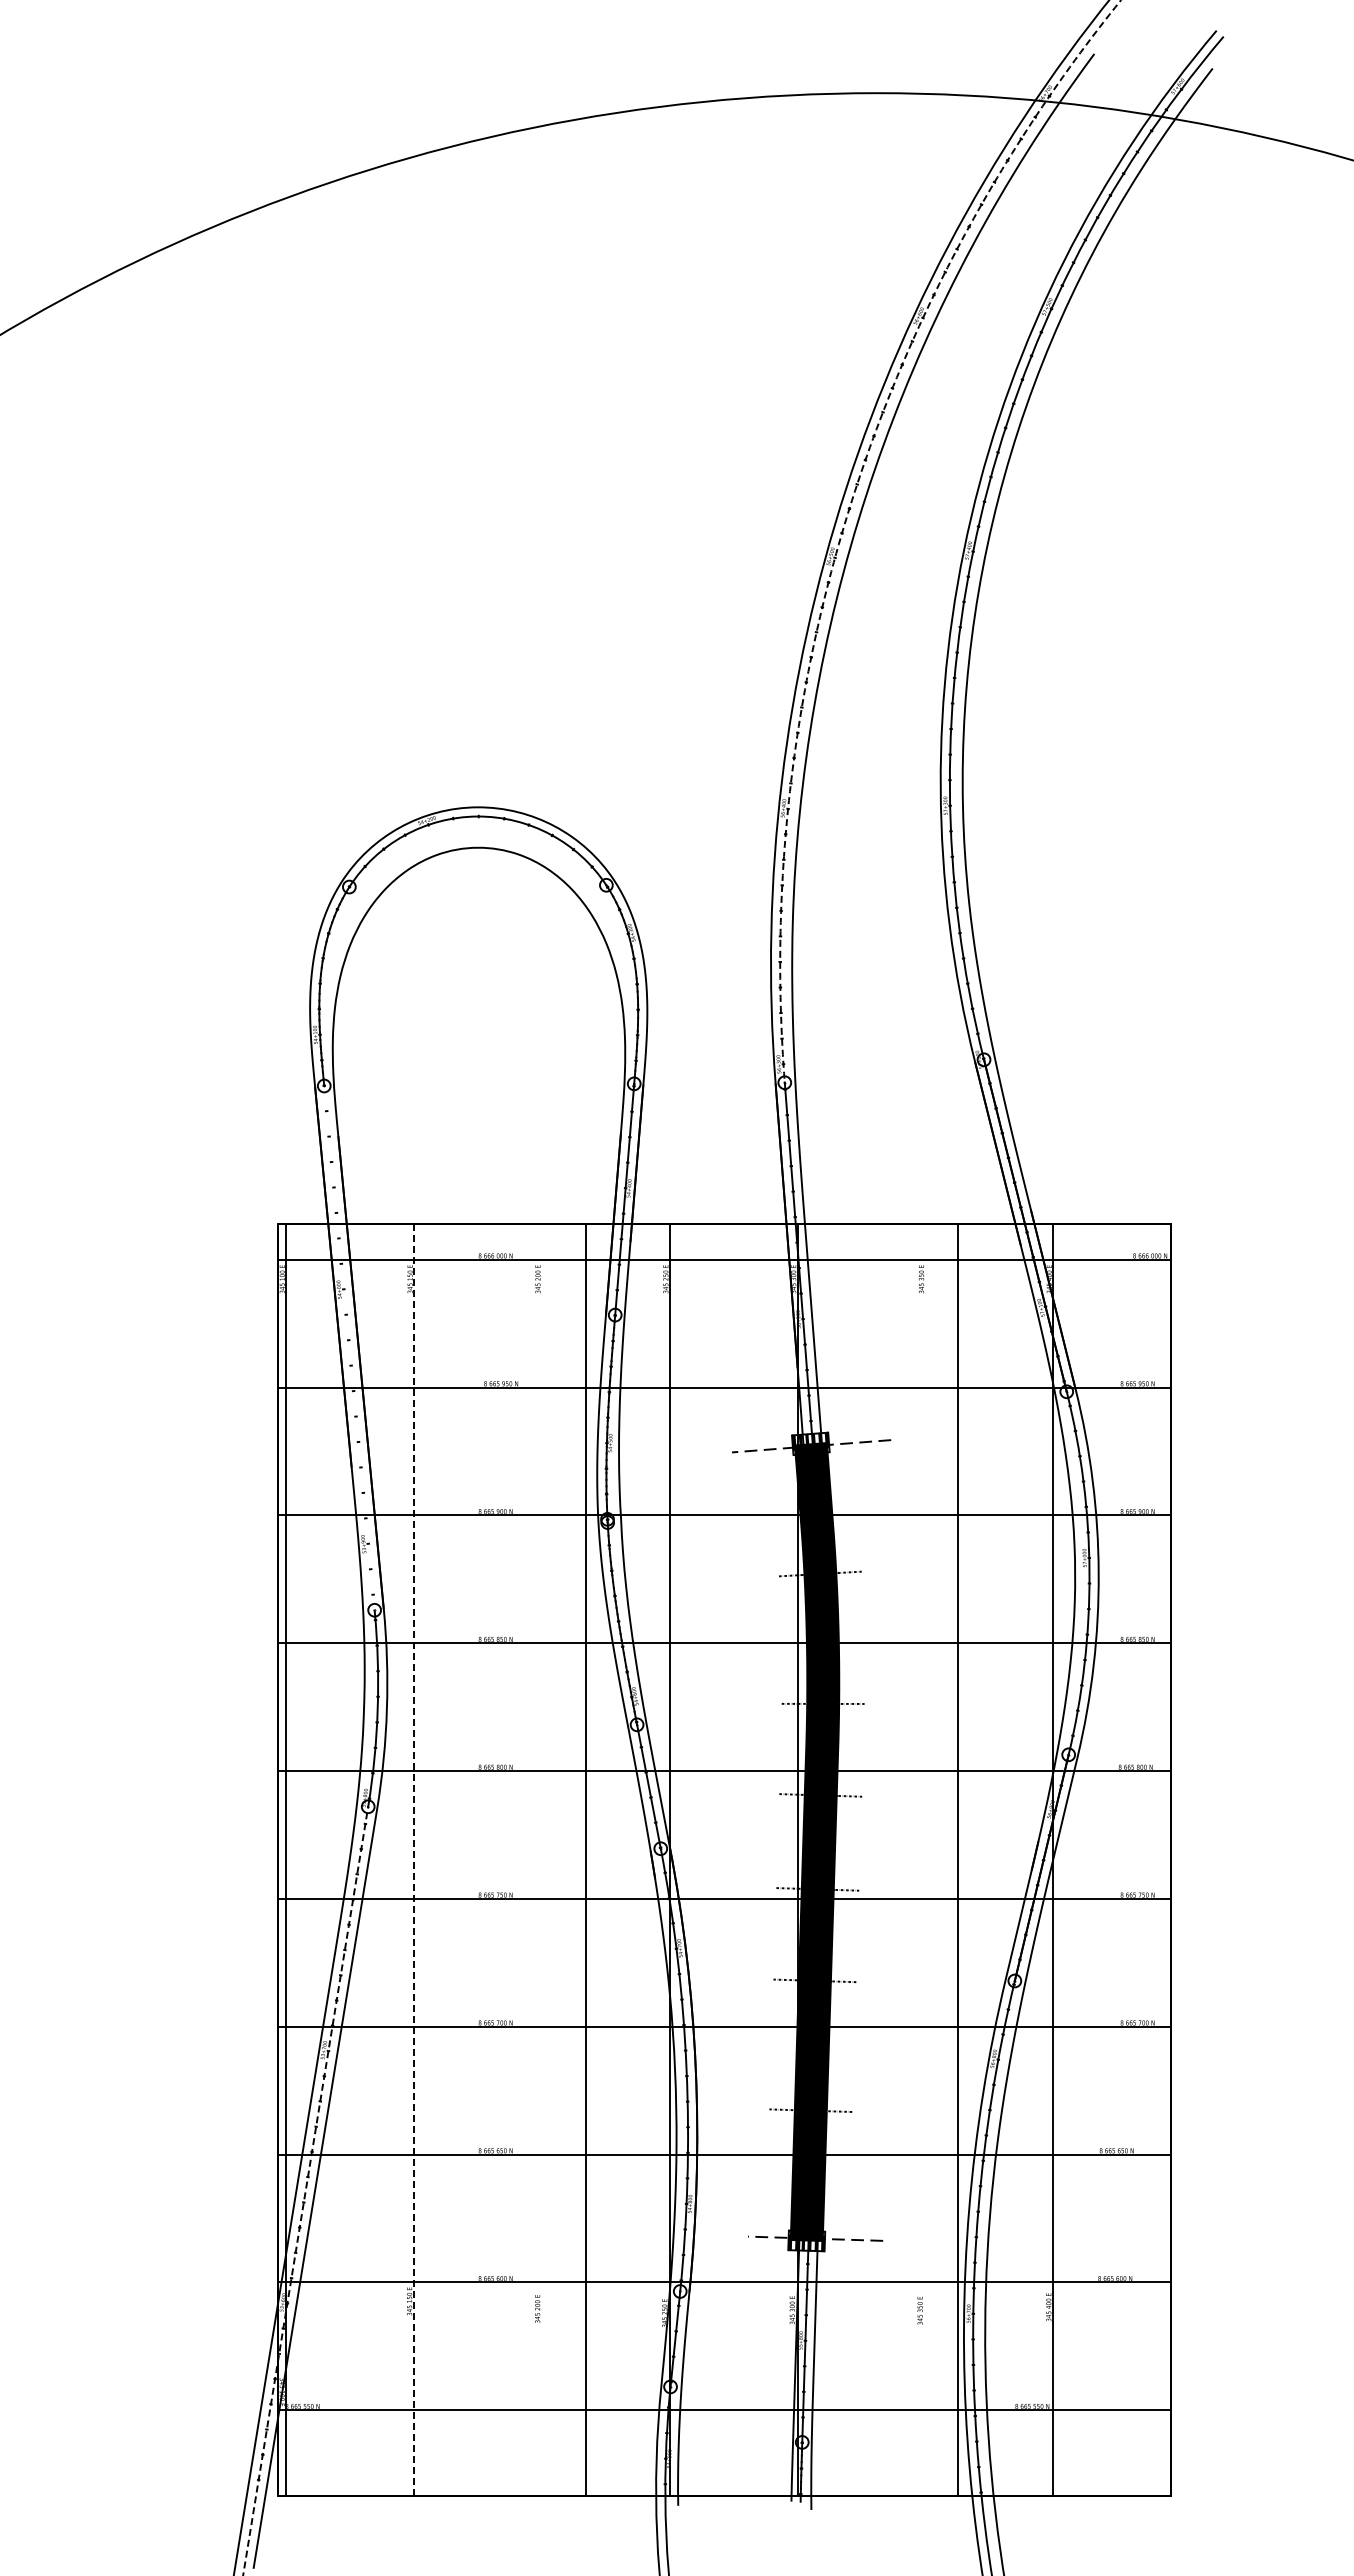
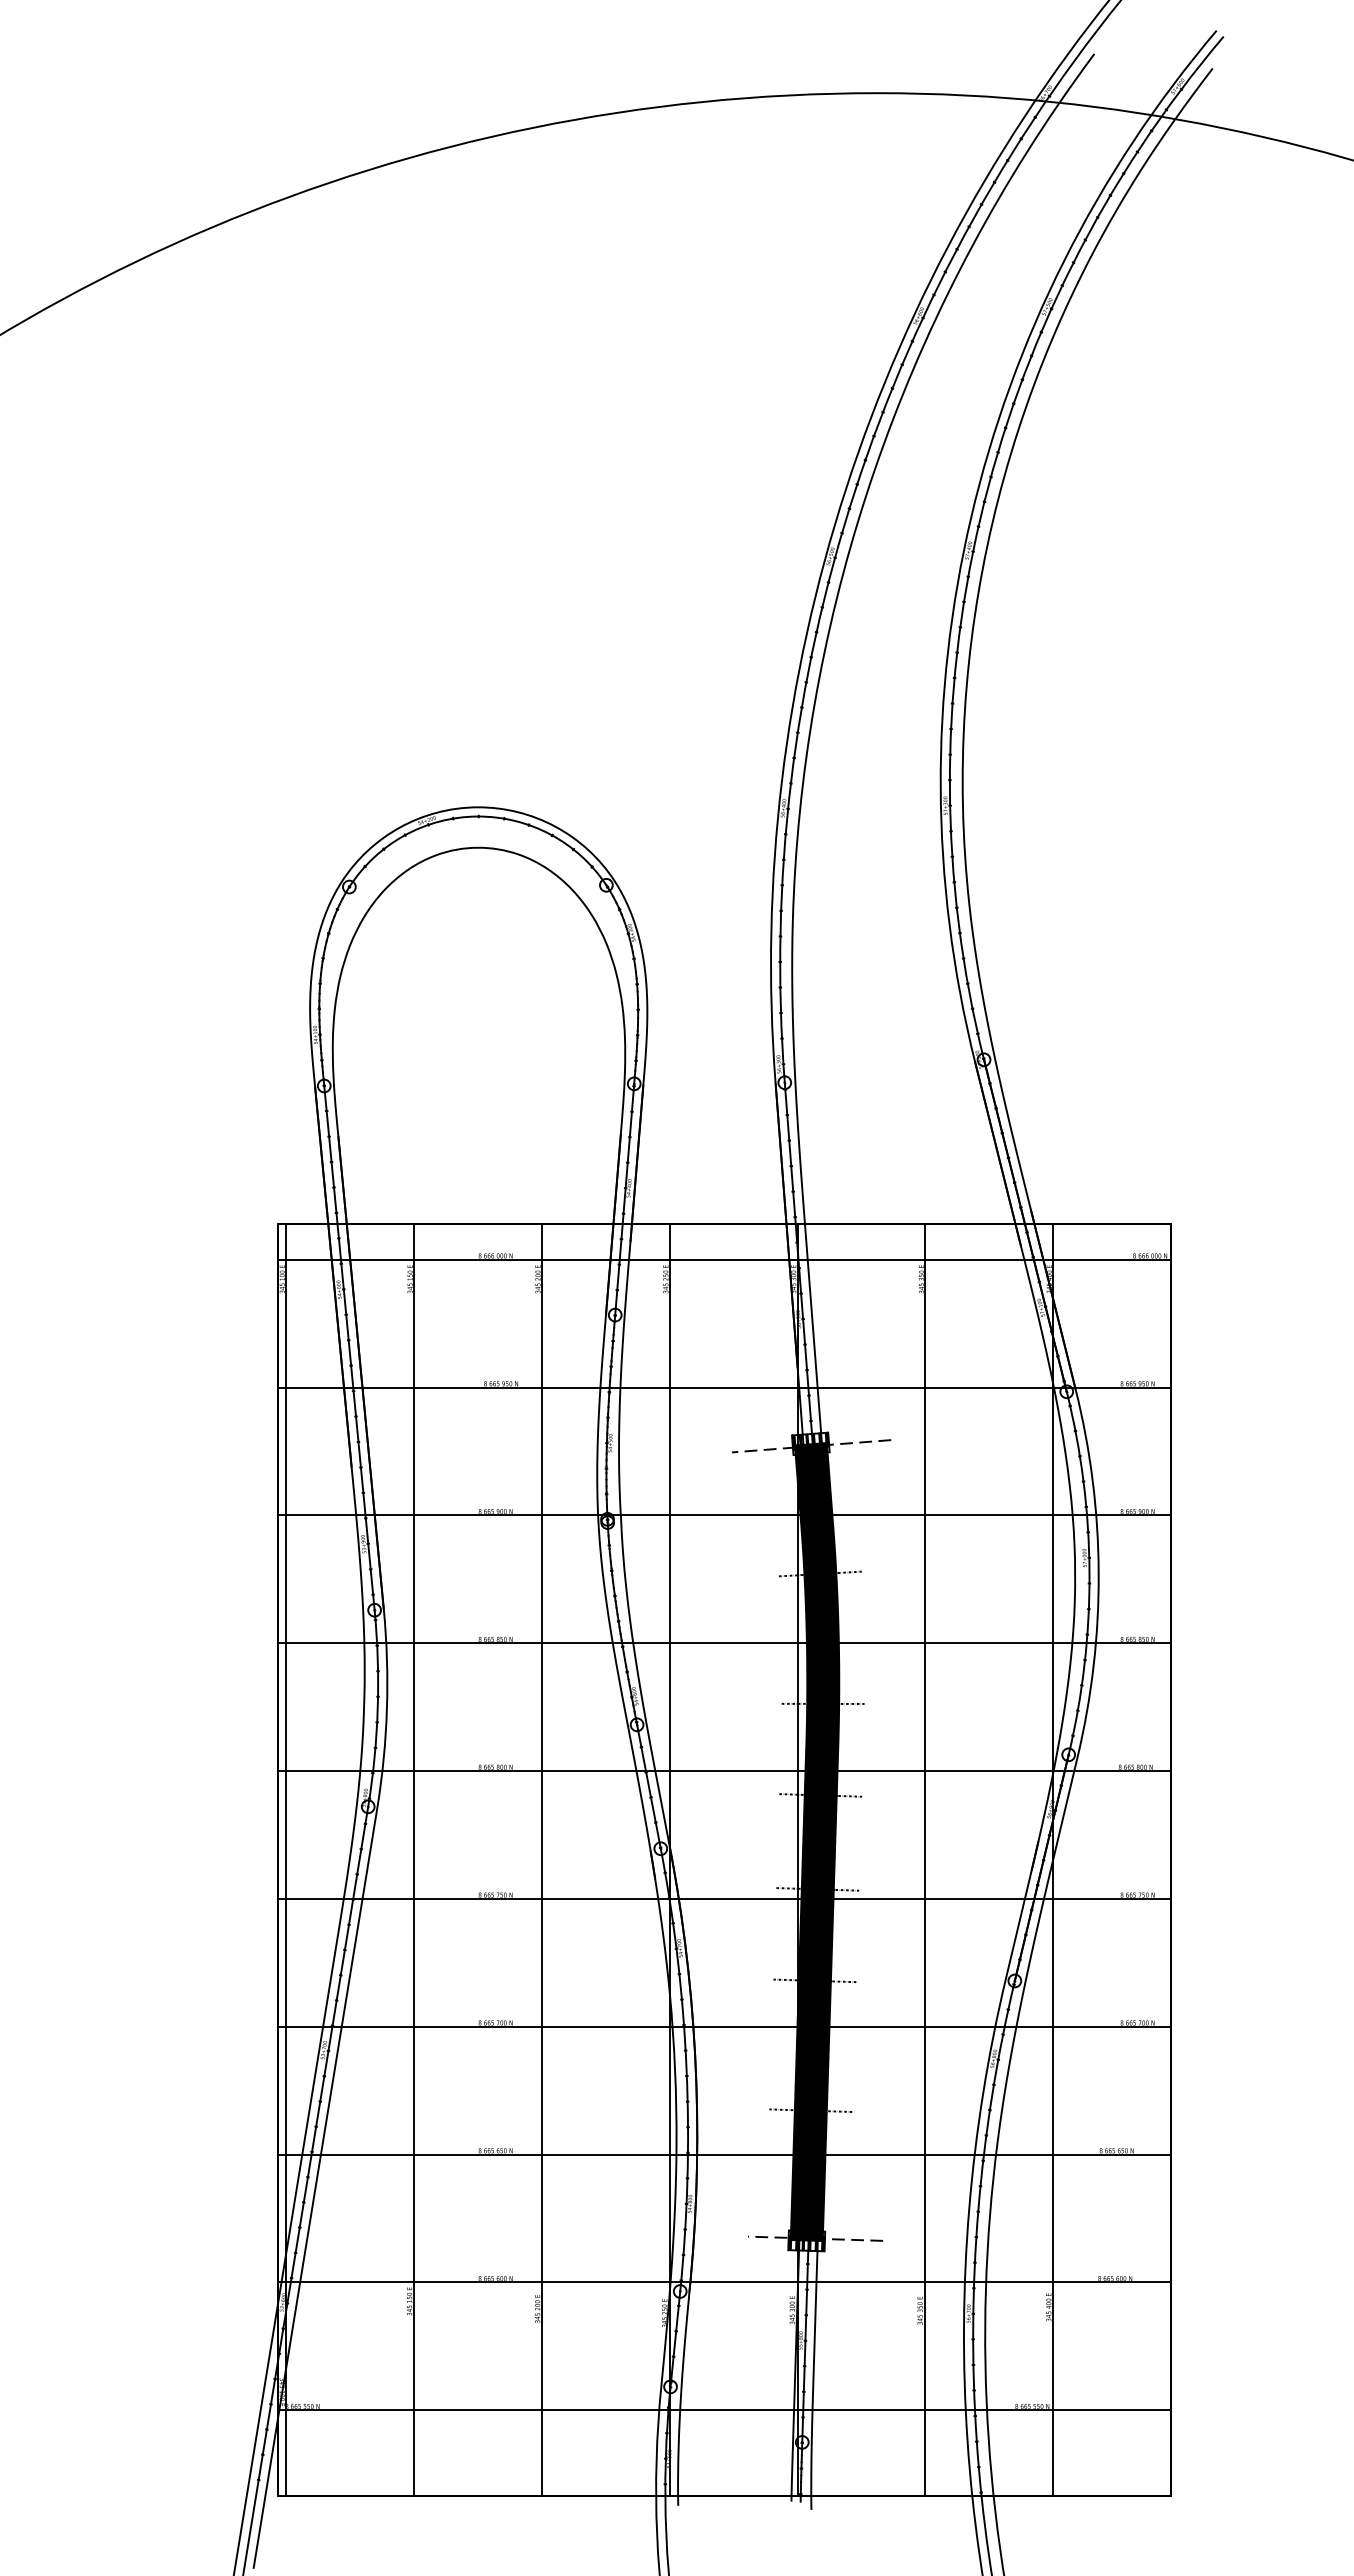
arc: dashed -> solid (849, 508)
line: none -> present (349, 1348)
line: dashed -> solid (413, 1859)
line position: (585, 1859) -> (541, 1859) (541, 1859)
line position: (958, 1859) -> (925, 1859) (925, 1859)
line: dashed -> solid (305, 2190)
